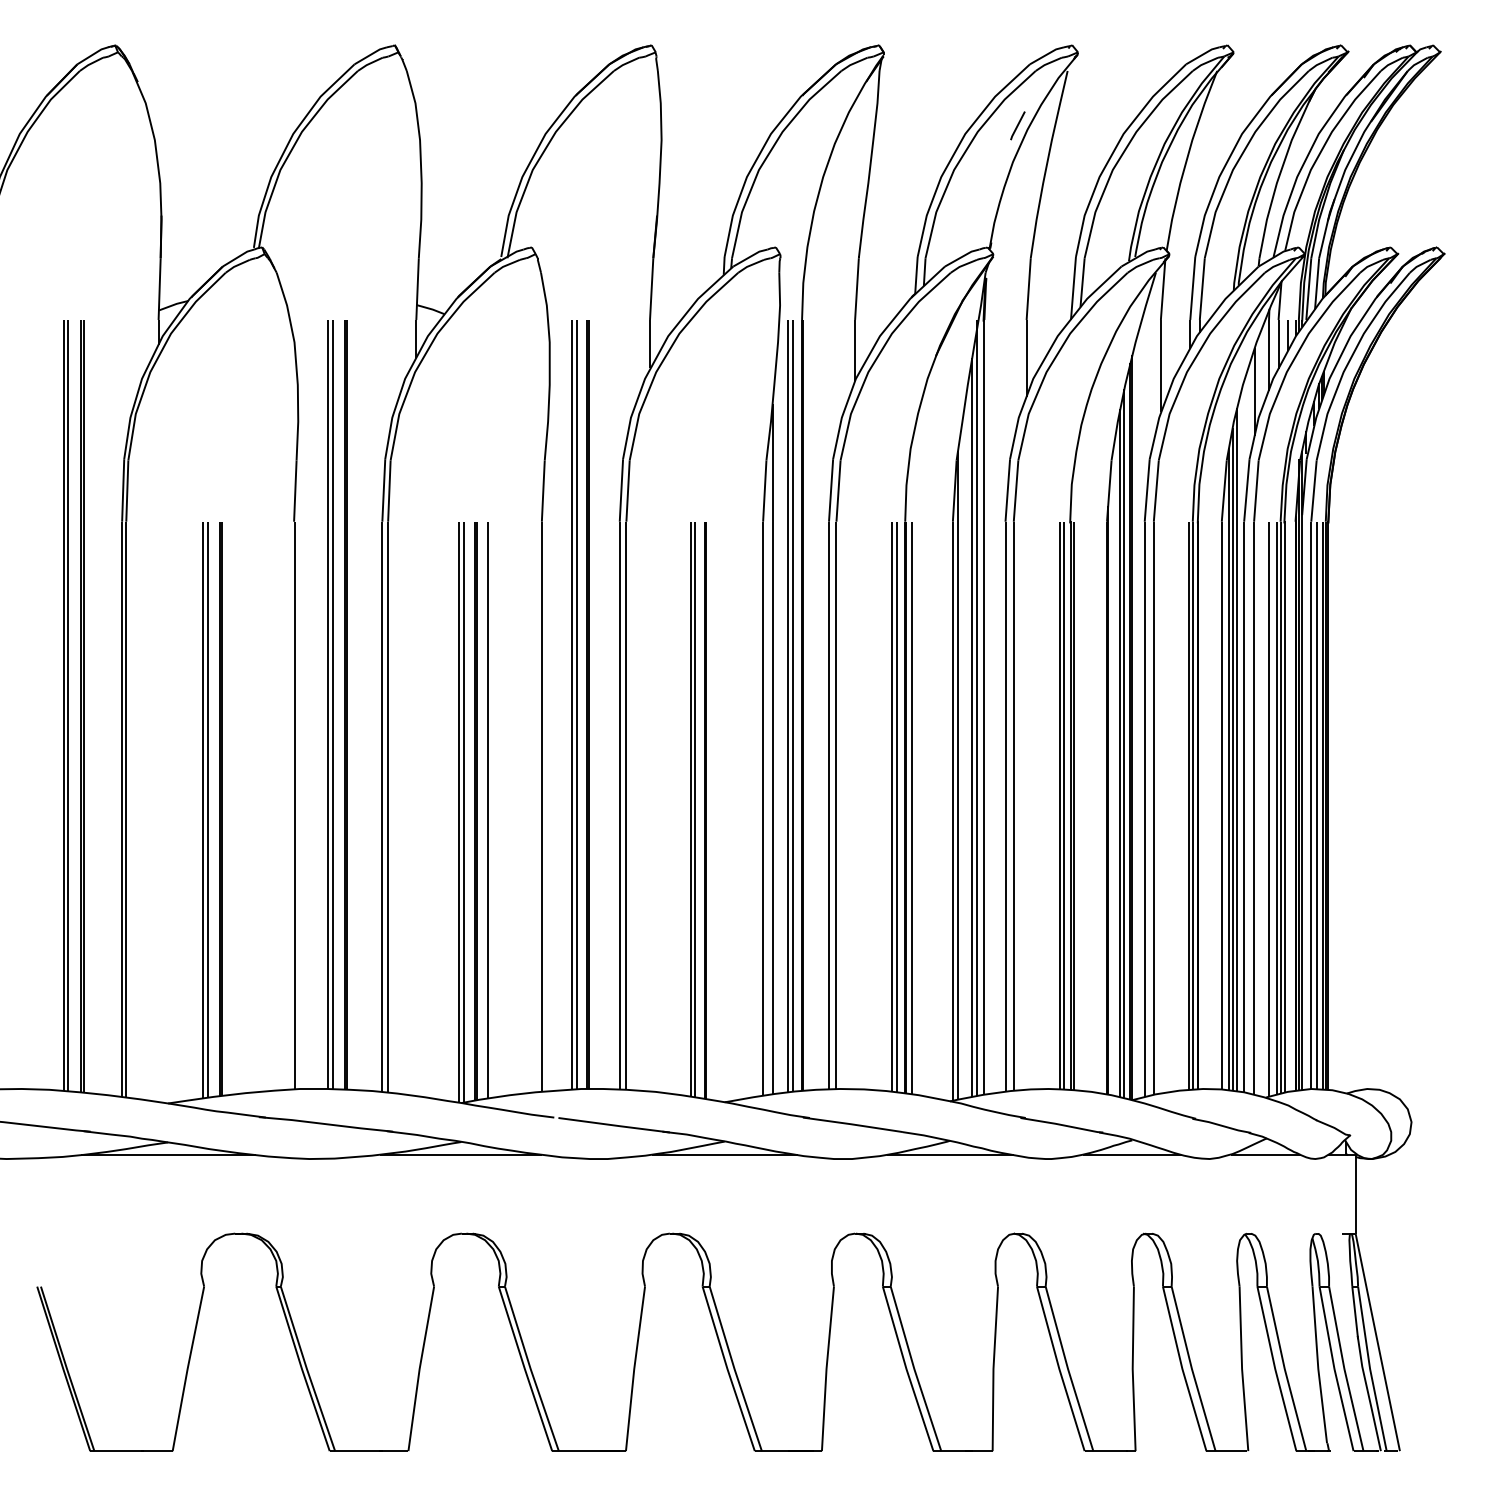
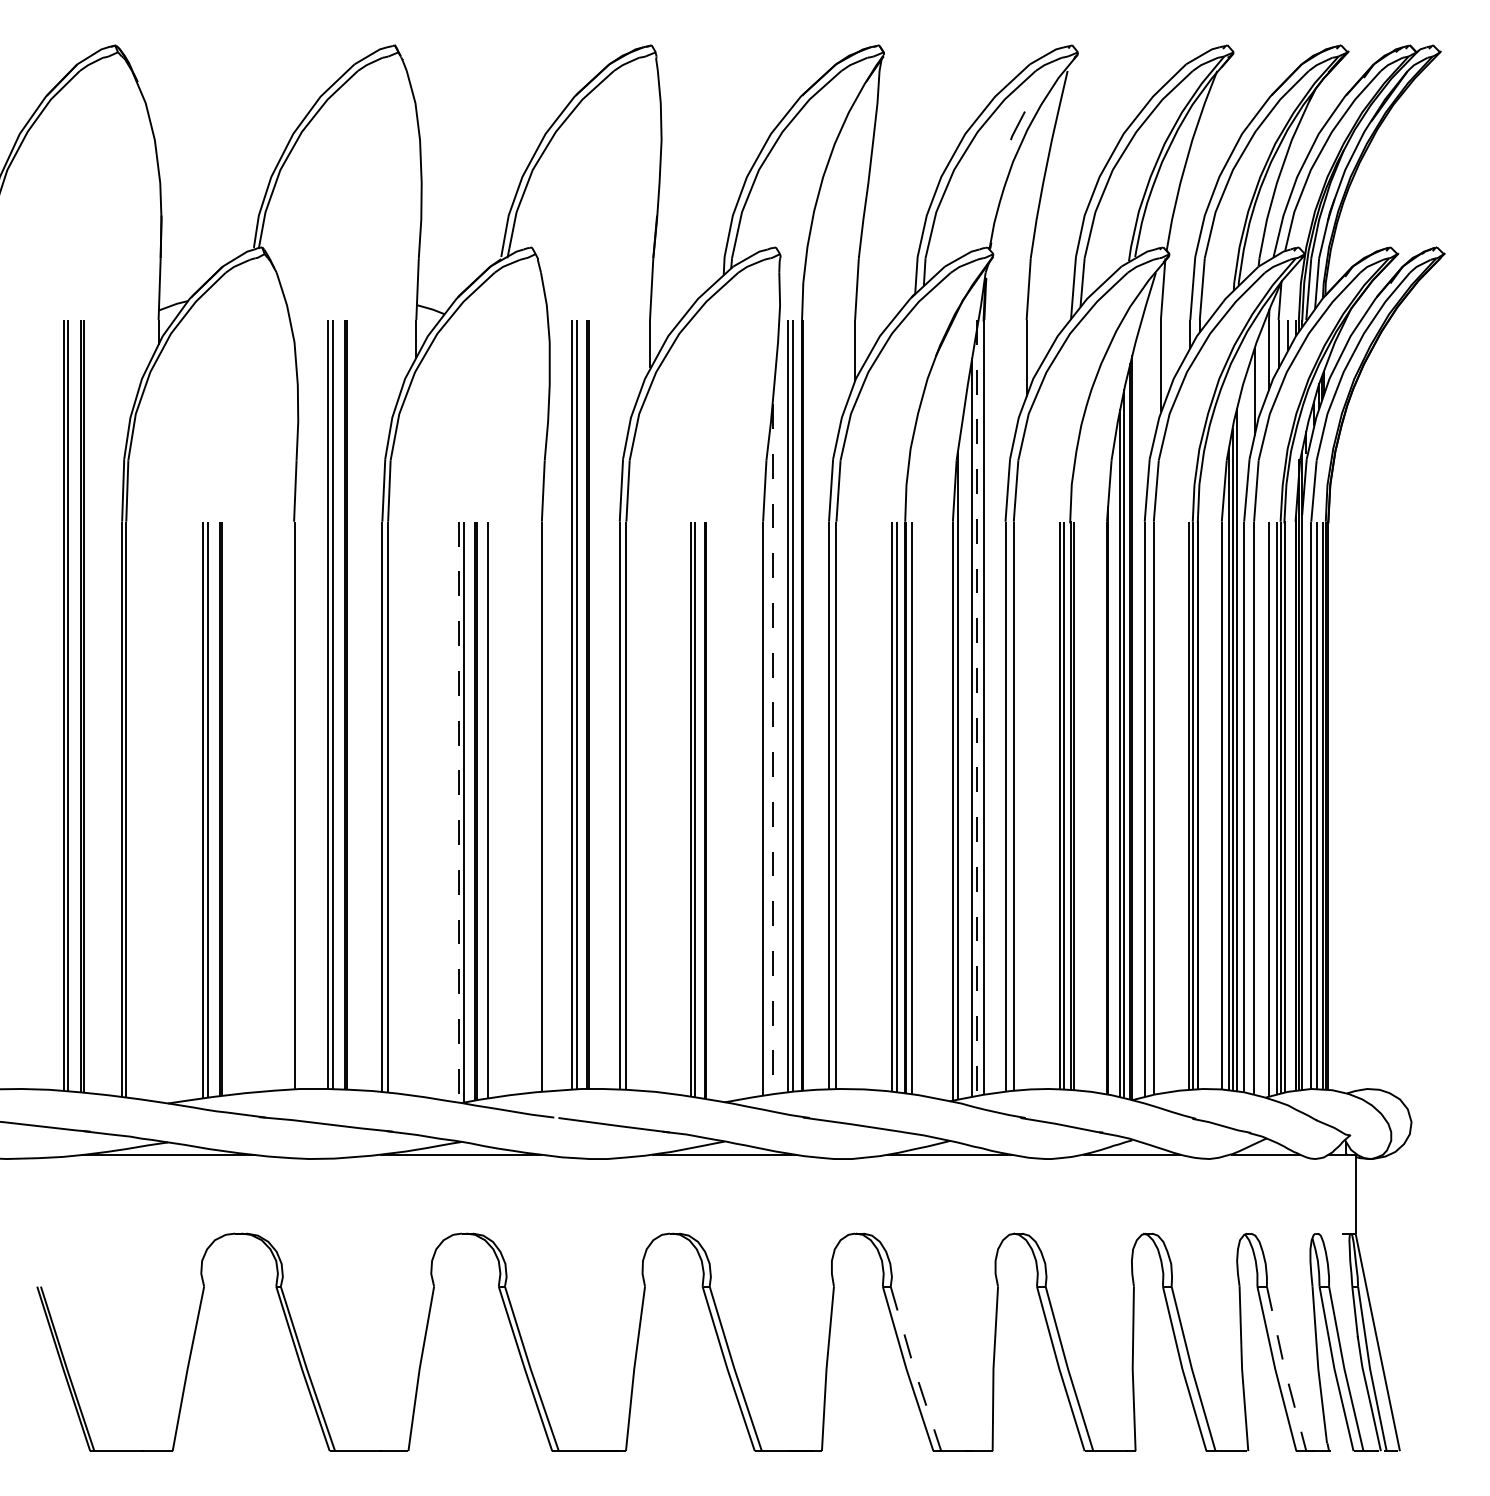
line: solid -> dashed (976, 708)
line: solid -> dashed (772, 749)
line: solid -> dashed (458, 812)
line: solid -> dashed (914, 1369)
line: solid -> dashed (1284, 1369)
